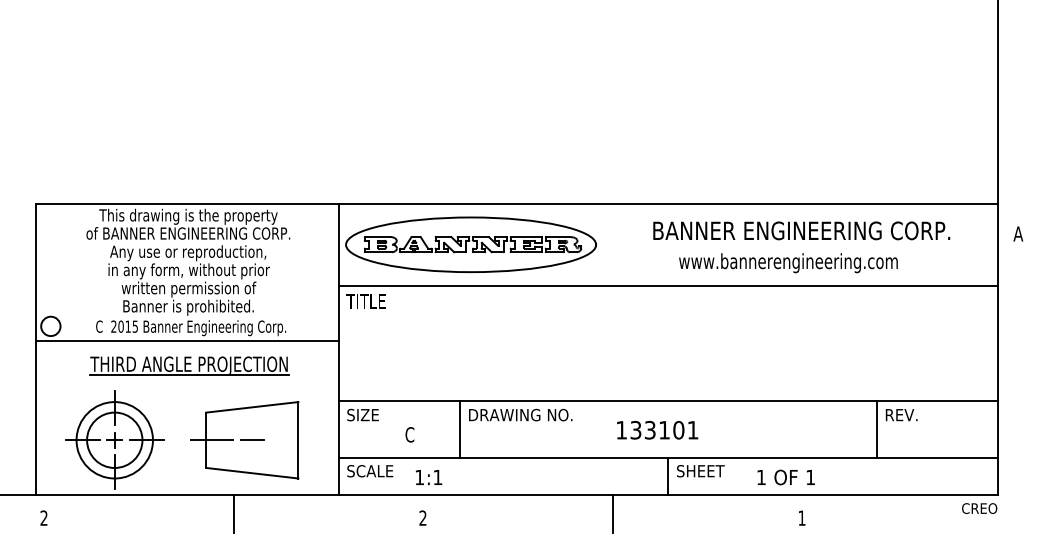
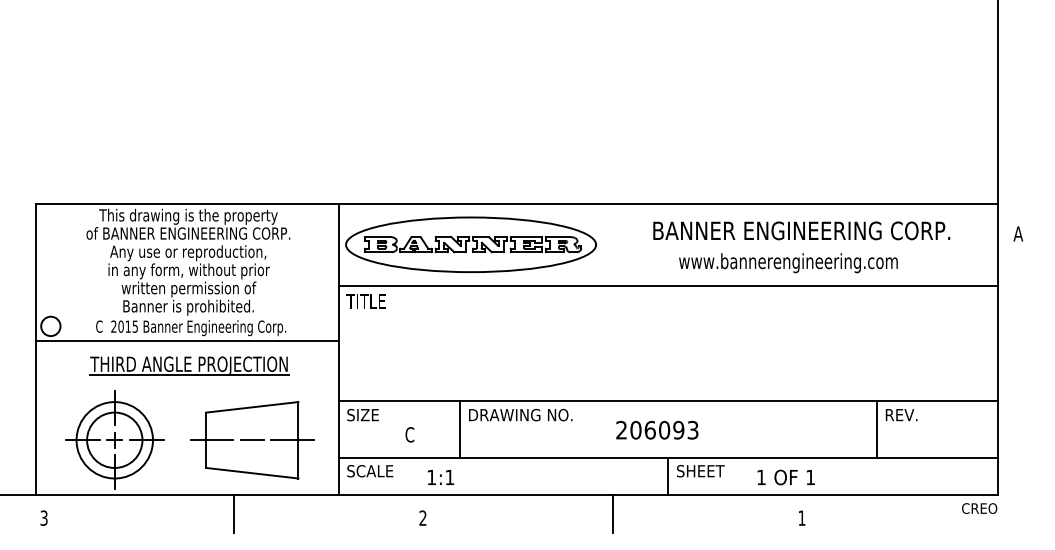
text: 133101 -> 206093 (657, 429)
line: none -> present (292, 440)
text position: (429, 477) -> (441, 477) (441, 477)
text: 2 -> 3 (43, 517)
